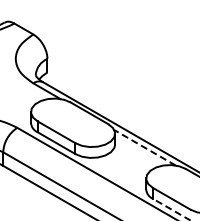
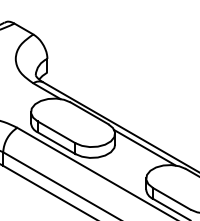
line: dashed -> solid (144, 147)
line: dashed -> solid (171, 209)
